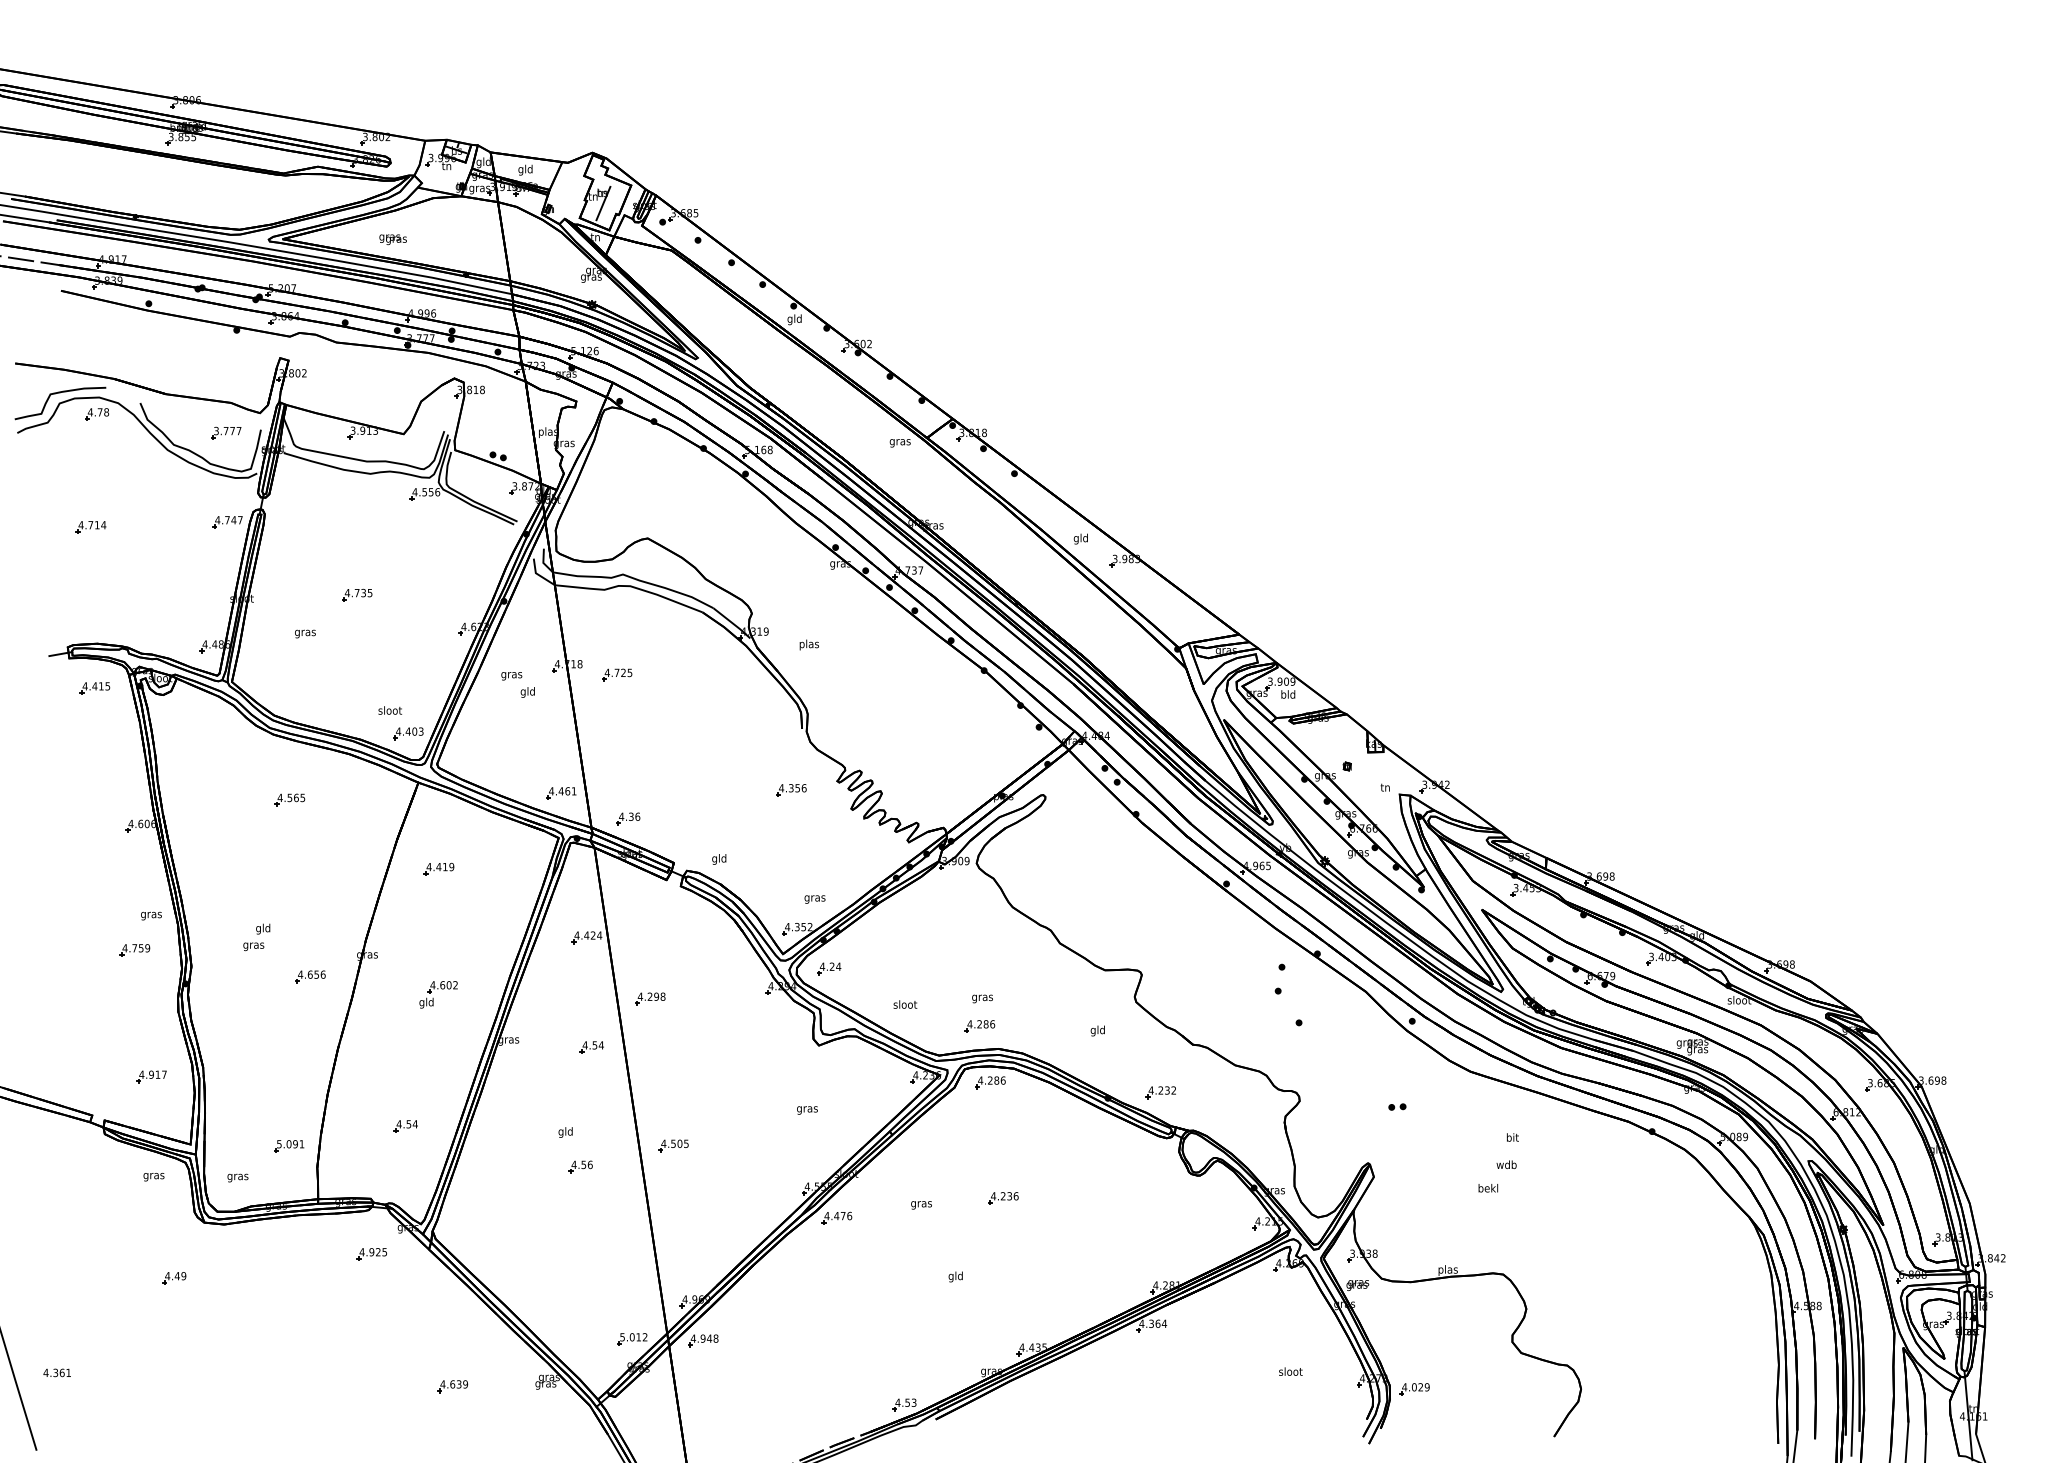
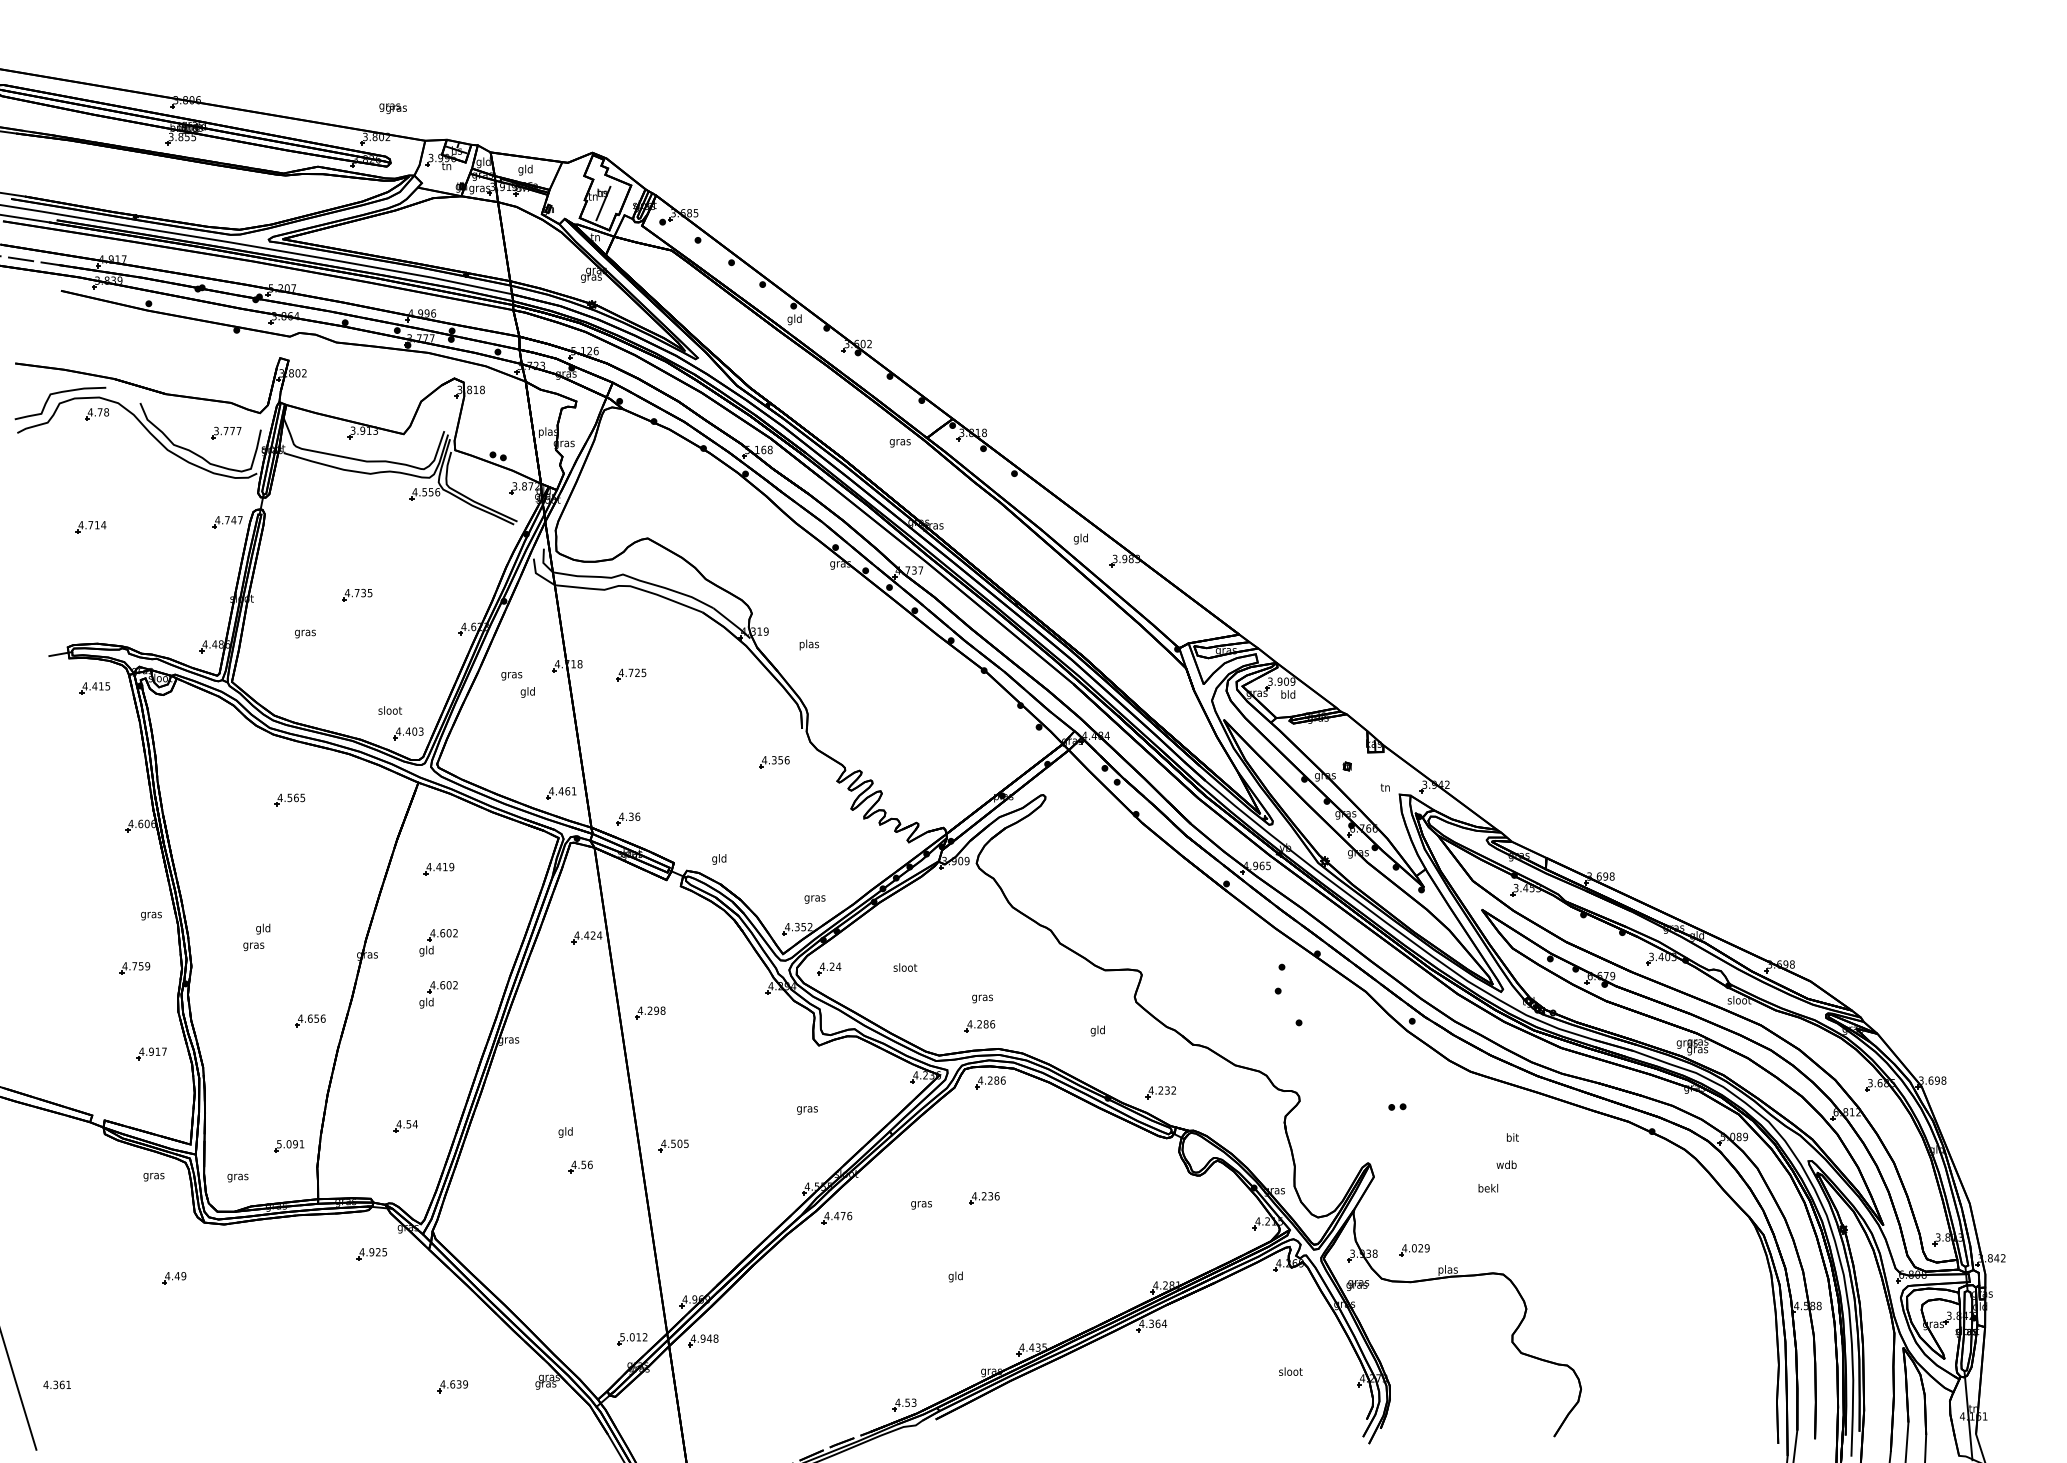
text position: (392, 239) -> (392, 108) (392, 108)
part position: (617, 674) -> (631, 674) (631, 674)
part position: (791, 790) -> (774, 762) (774, 762)
part: none -> present (438, 942)
part position: (134, 950) -> (134, 968) (134, 968)
part position: (310, 976) -> (310, 1020) (310, 1020)
part position: (650, 998) -> (650, 1012) (650, 1012)
text position: (905, 1004) -> (905, 967) (905, 967)
part: present -> none (591, 1047)
part position: (151, 1076) -> (151, 1053) (151, 1053)
part position: (1003, 1198) -> (984, 1198) (984, 1198)
text position: (56, 1372) -> (56, 1384) (56, 1384)
part position: (1414, 1389) -> (1414, 1250) (1414, 1250)
